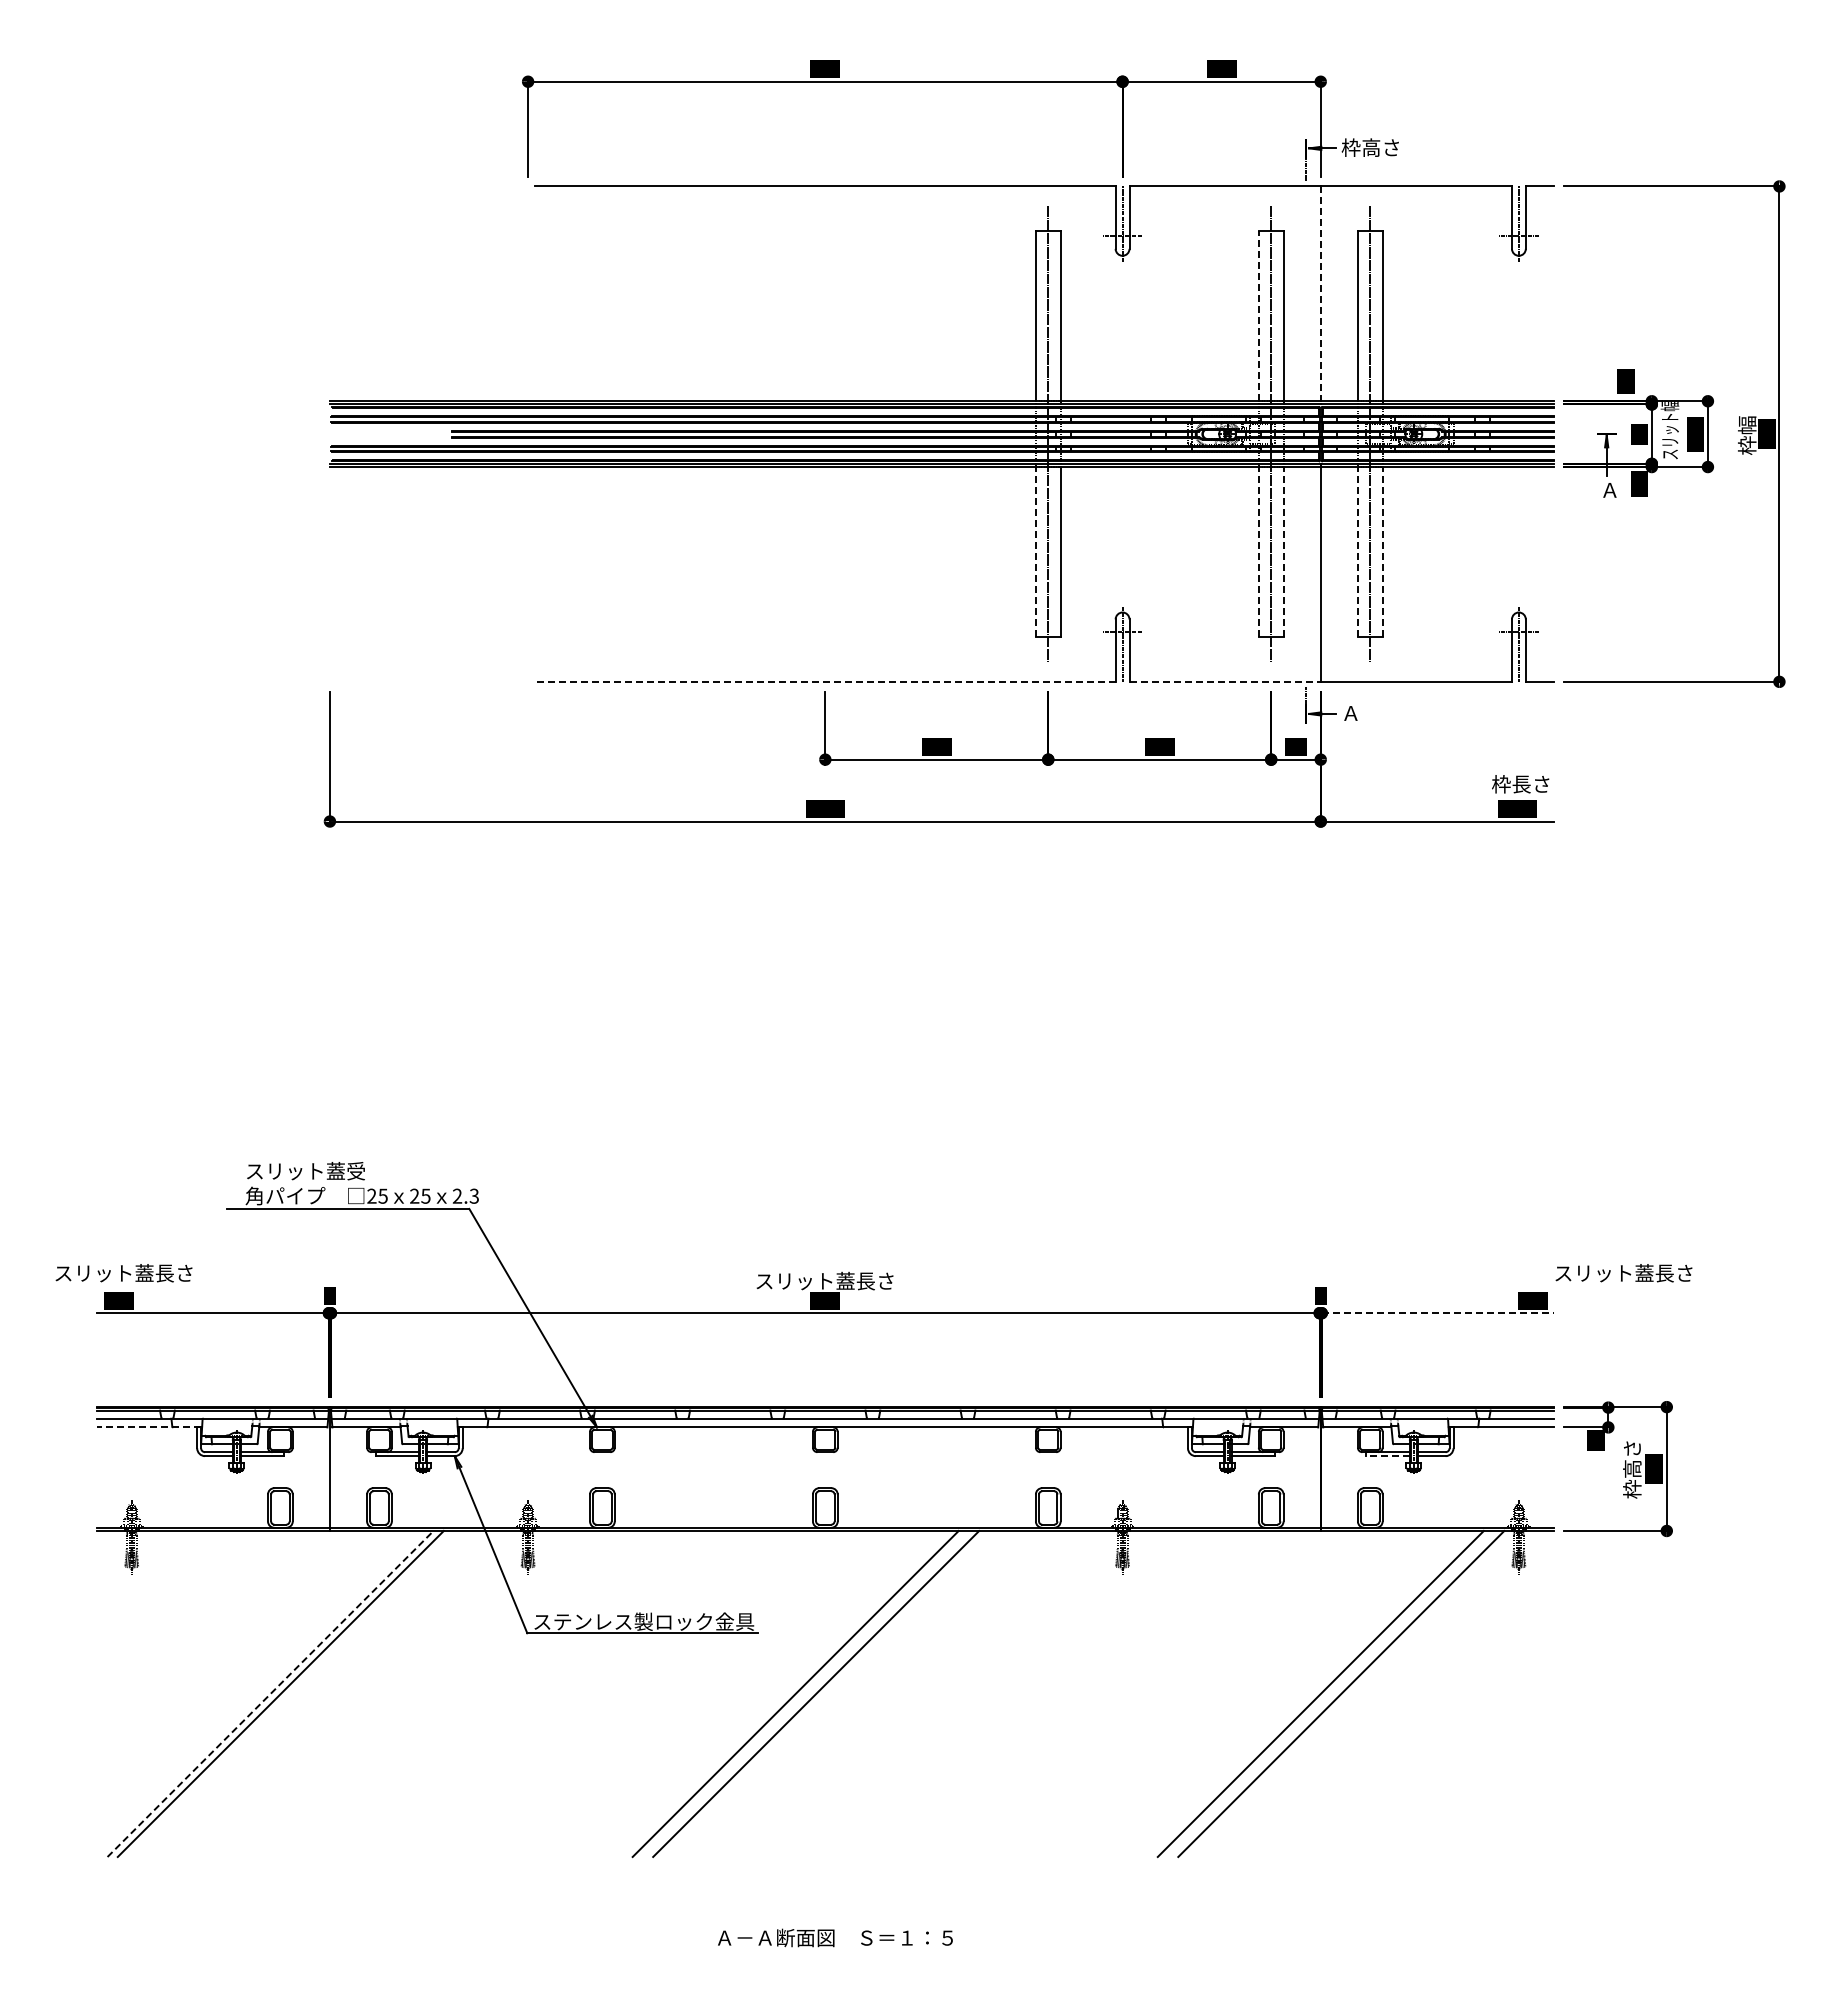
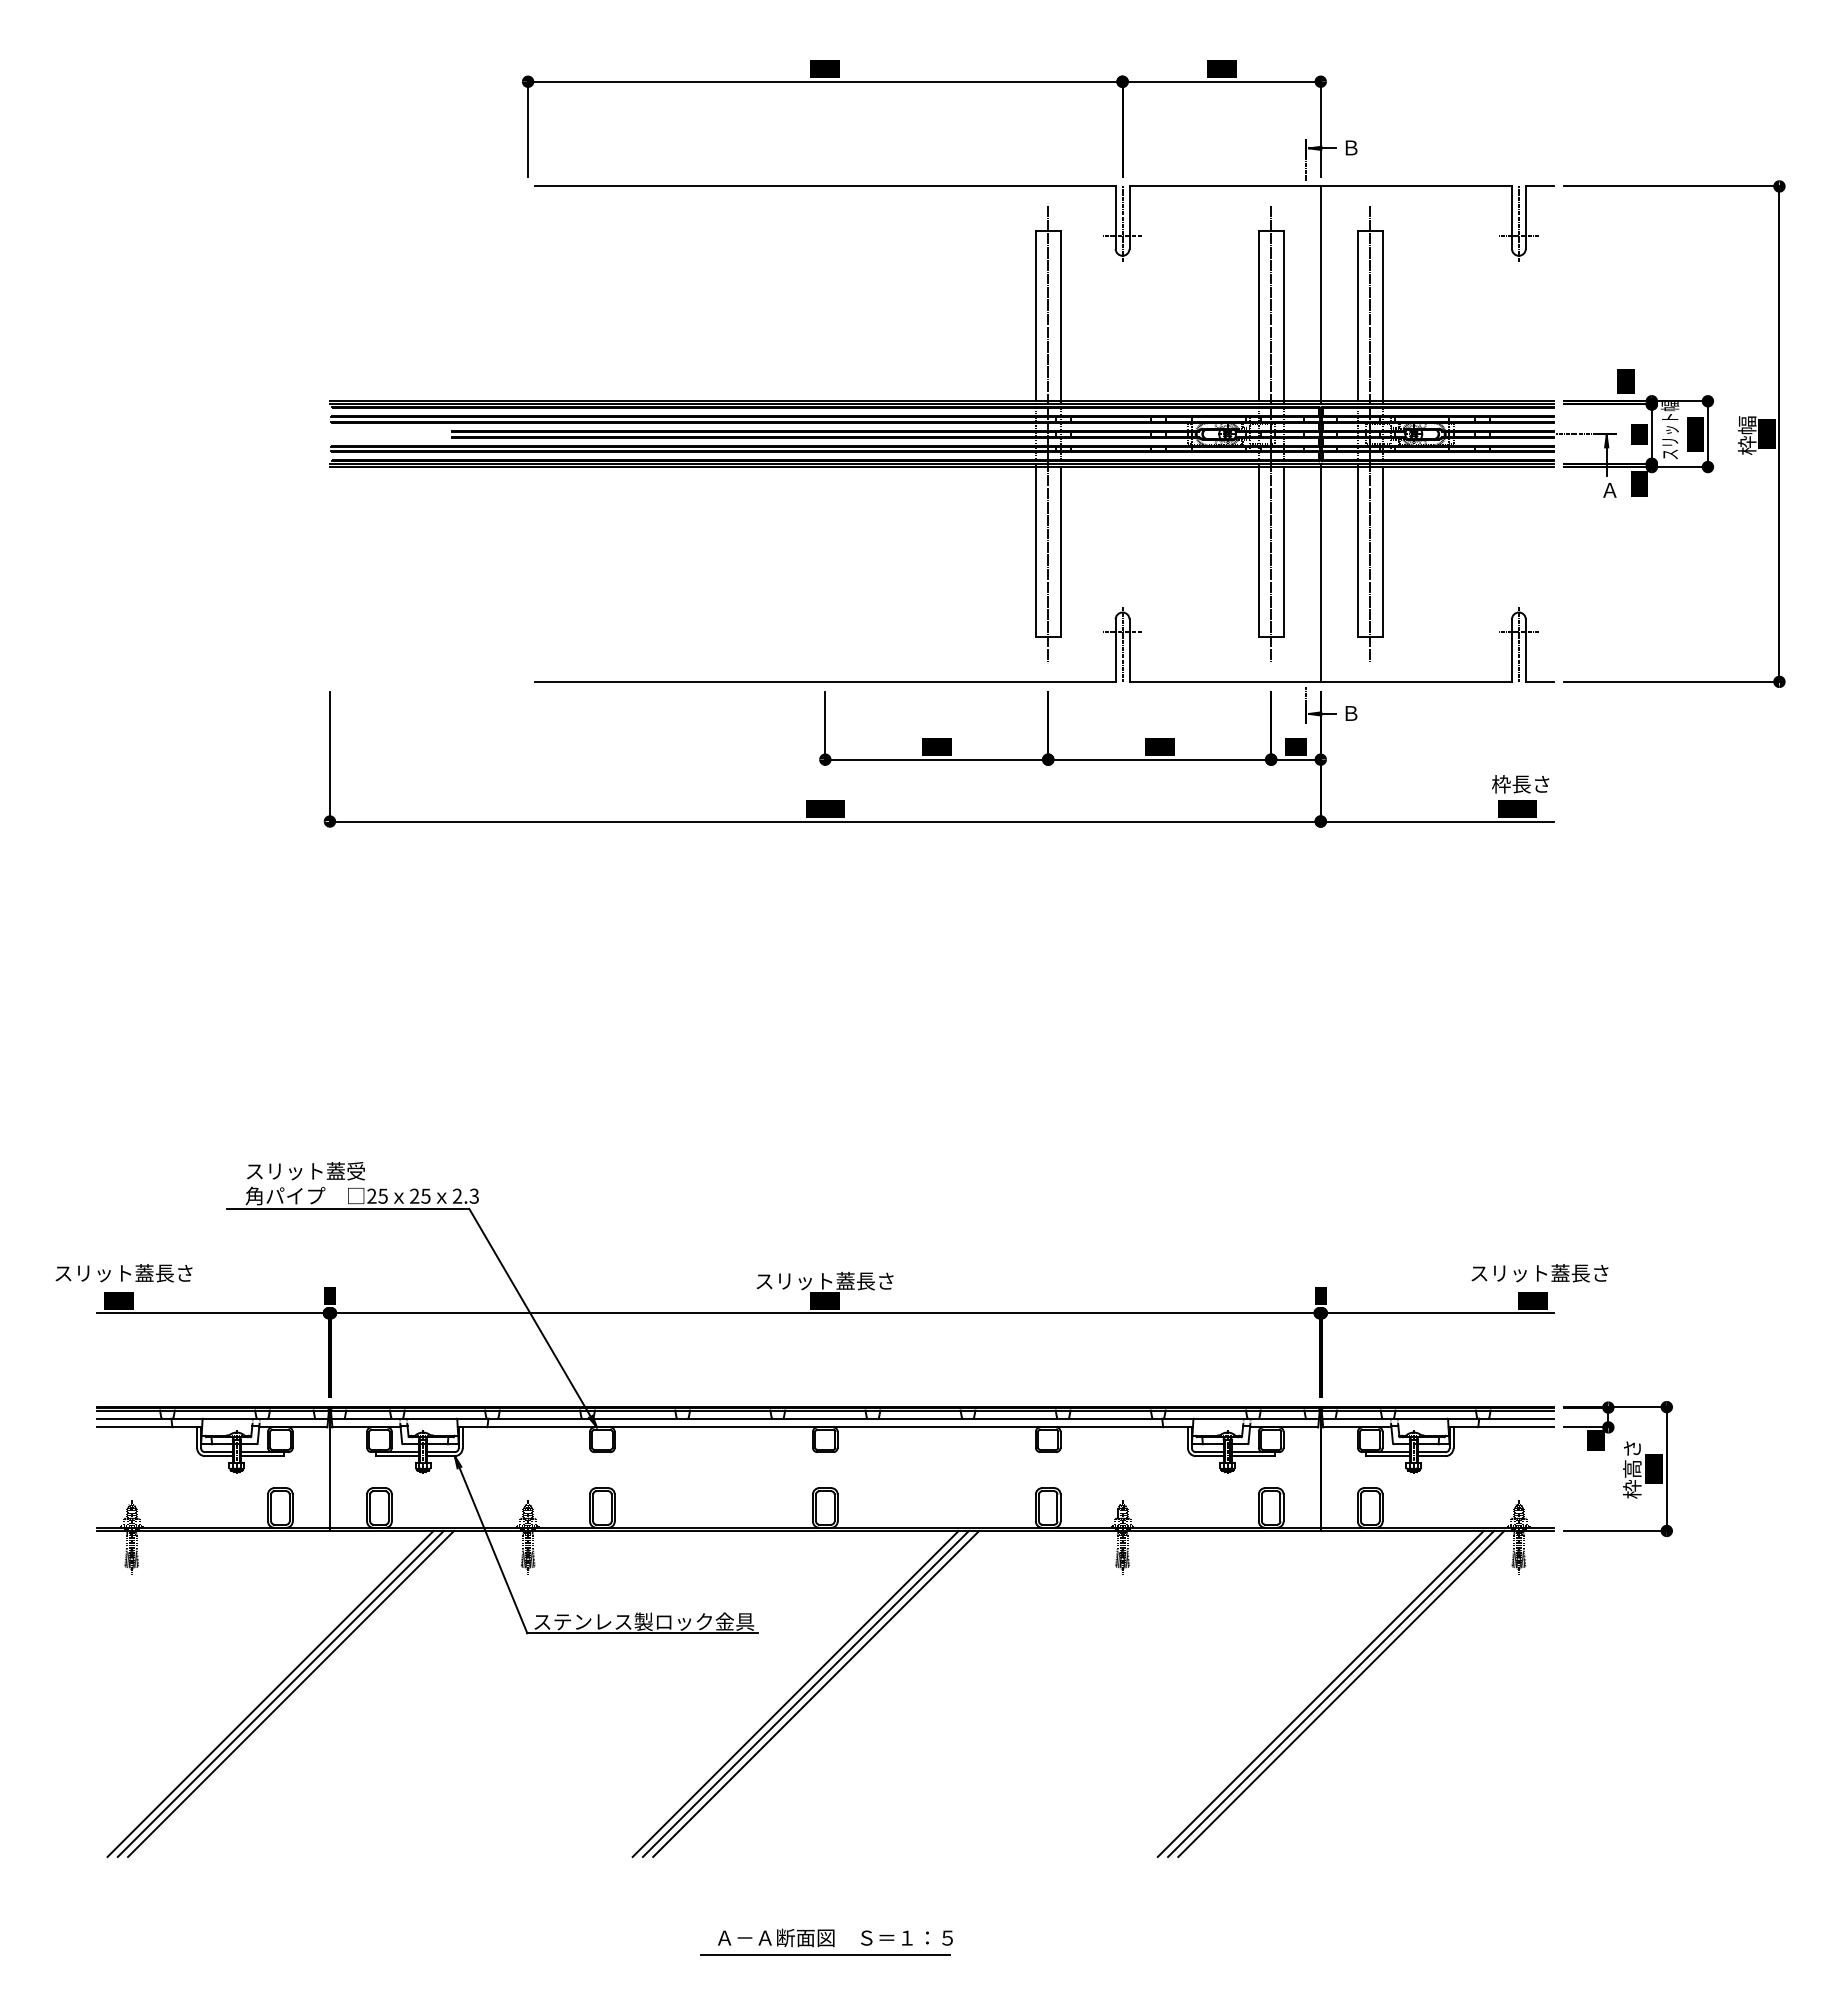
text: 枠高さ -> Ｂ (1369, 147)
line: dashed -> solid (1320, 295)
line: dashed -> solid (1258, 315)
line: none -> present (1576, 434)
line: dashed -> solid (1035, 551)
line: dashed -> solid (1258, 551)
line: dashed -> solid (1283, 551)
line: dashed -> solid (1357, 551)
line: dashed -> solid (1382, 551)
line: dashed -> solid (824, 681)
line: dashed -> solid (1225, 681)
text: Ａ -> Ｂ (1350, 713)
text position: (1623, 1273) -> (1539, 1273) (1539, 1273)
line: dashed -> solid (1437, 1313)
line: dashed -> solid (148, 1427)
line: dashed -> solid (1388, 1456)
line: dashed -> solid (270, 1693)
line: none -> present (291, 1693)
line: none -> present (805, 1693)
line: none -> present (1331, 1693)
line: none -> present (825, 1954)
